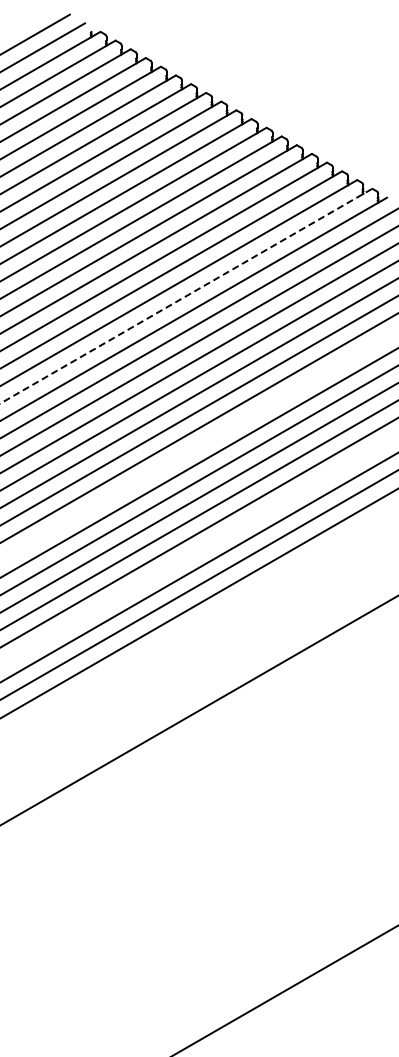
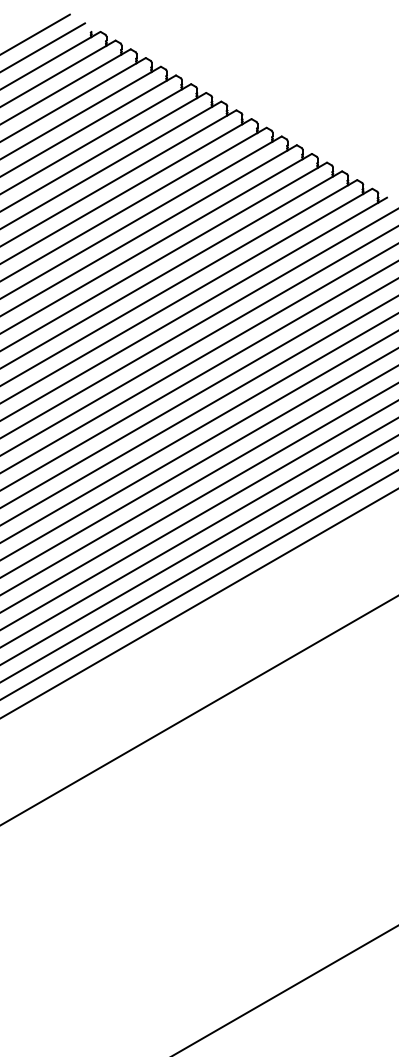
line: dashed -> solid (185, 296)
line: none -> present (198, 445)
line: none -> present (198, 549)
